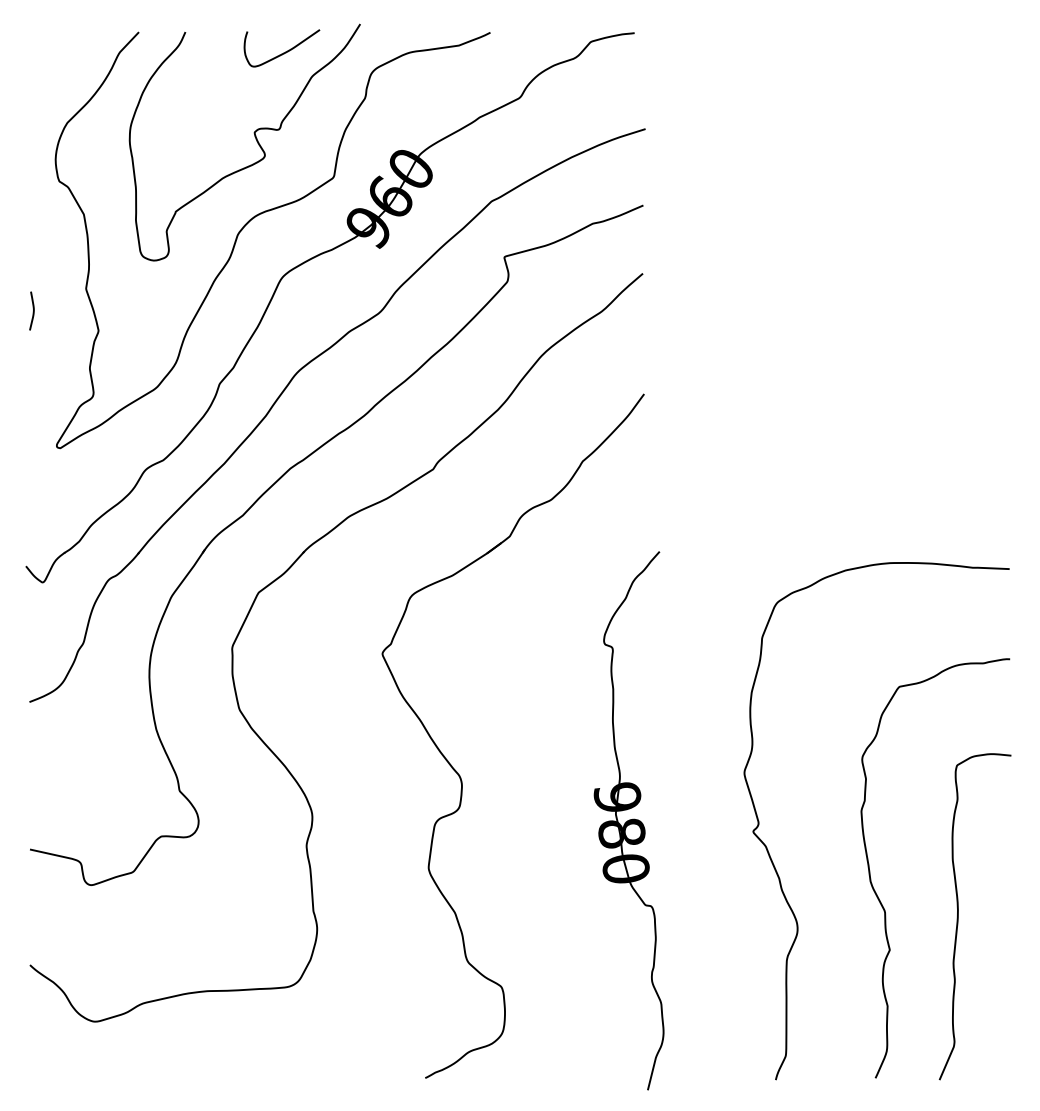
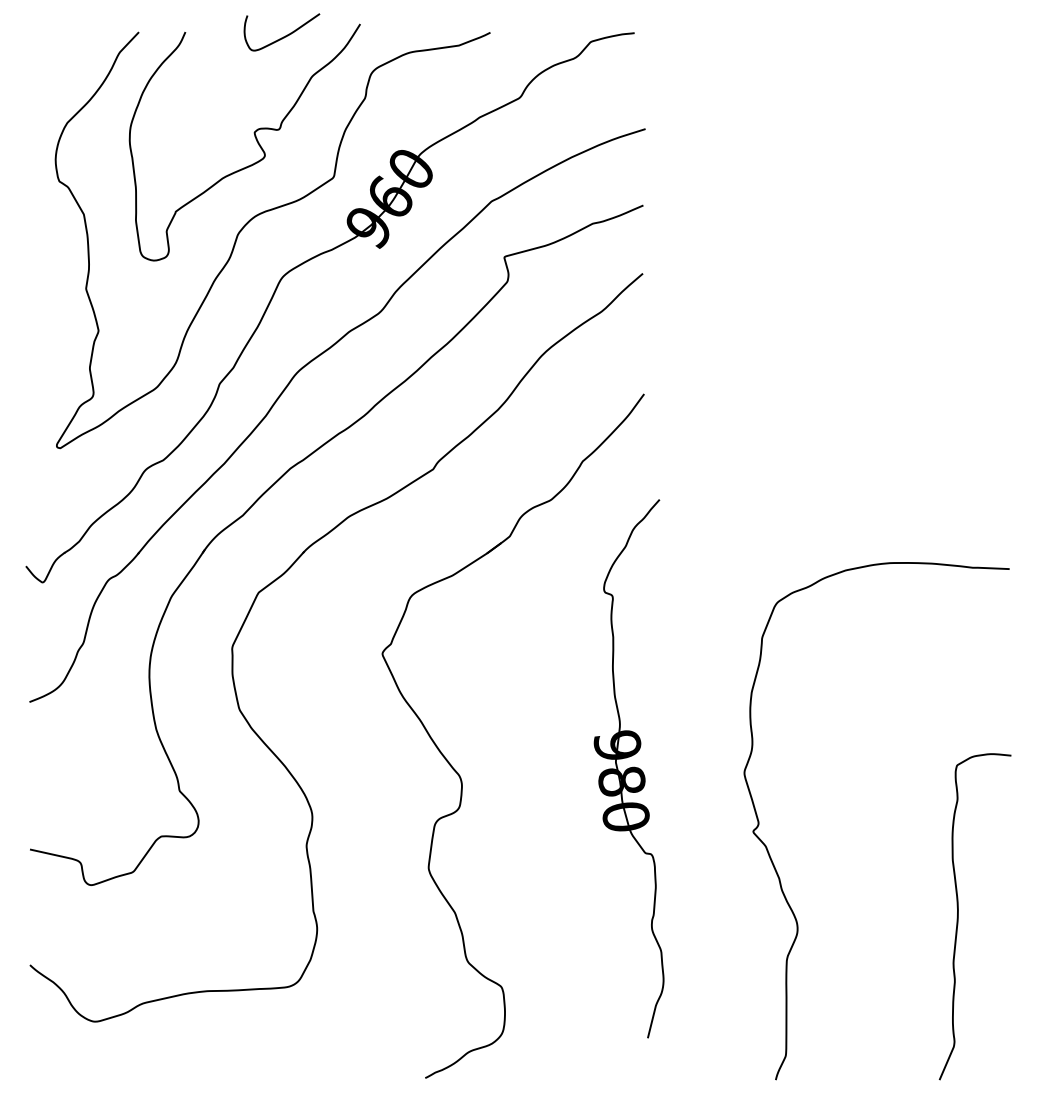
curve position: (283, 52) -> (283, 36) (283, 36)
curve: present -> none (33, 310)
part position: (628, 820) -> (628, 768) (628, 768)
curve: present -> none (878, 896)
